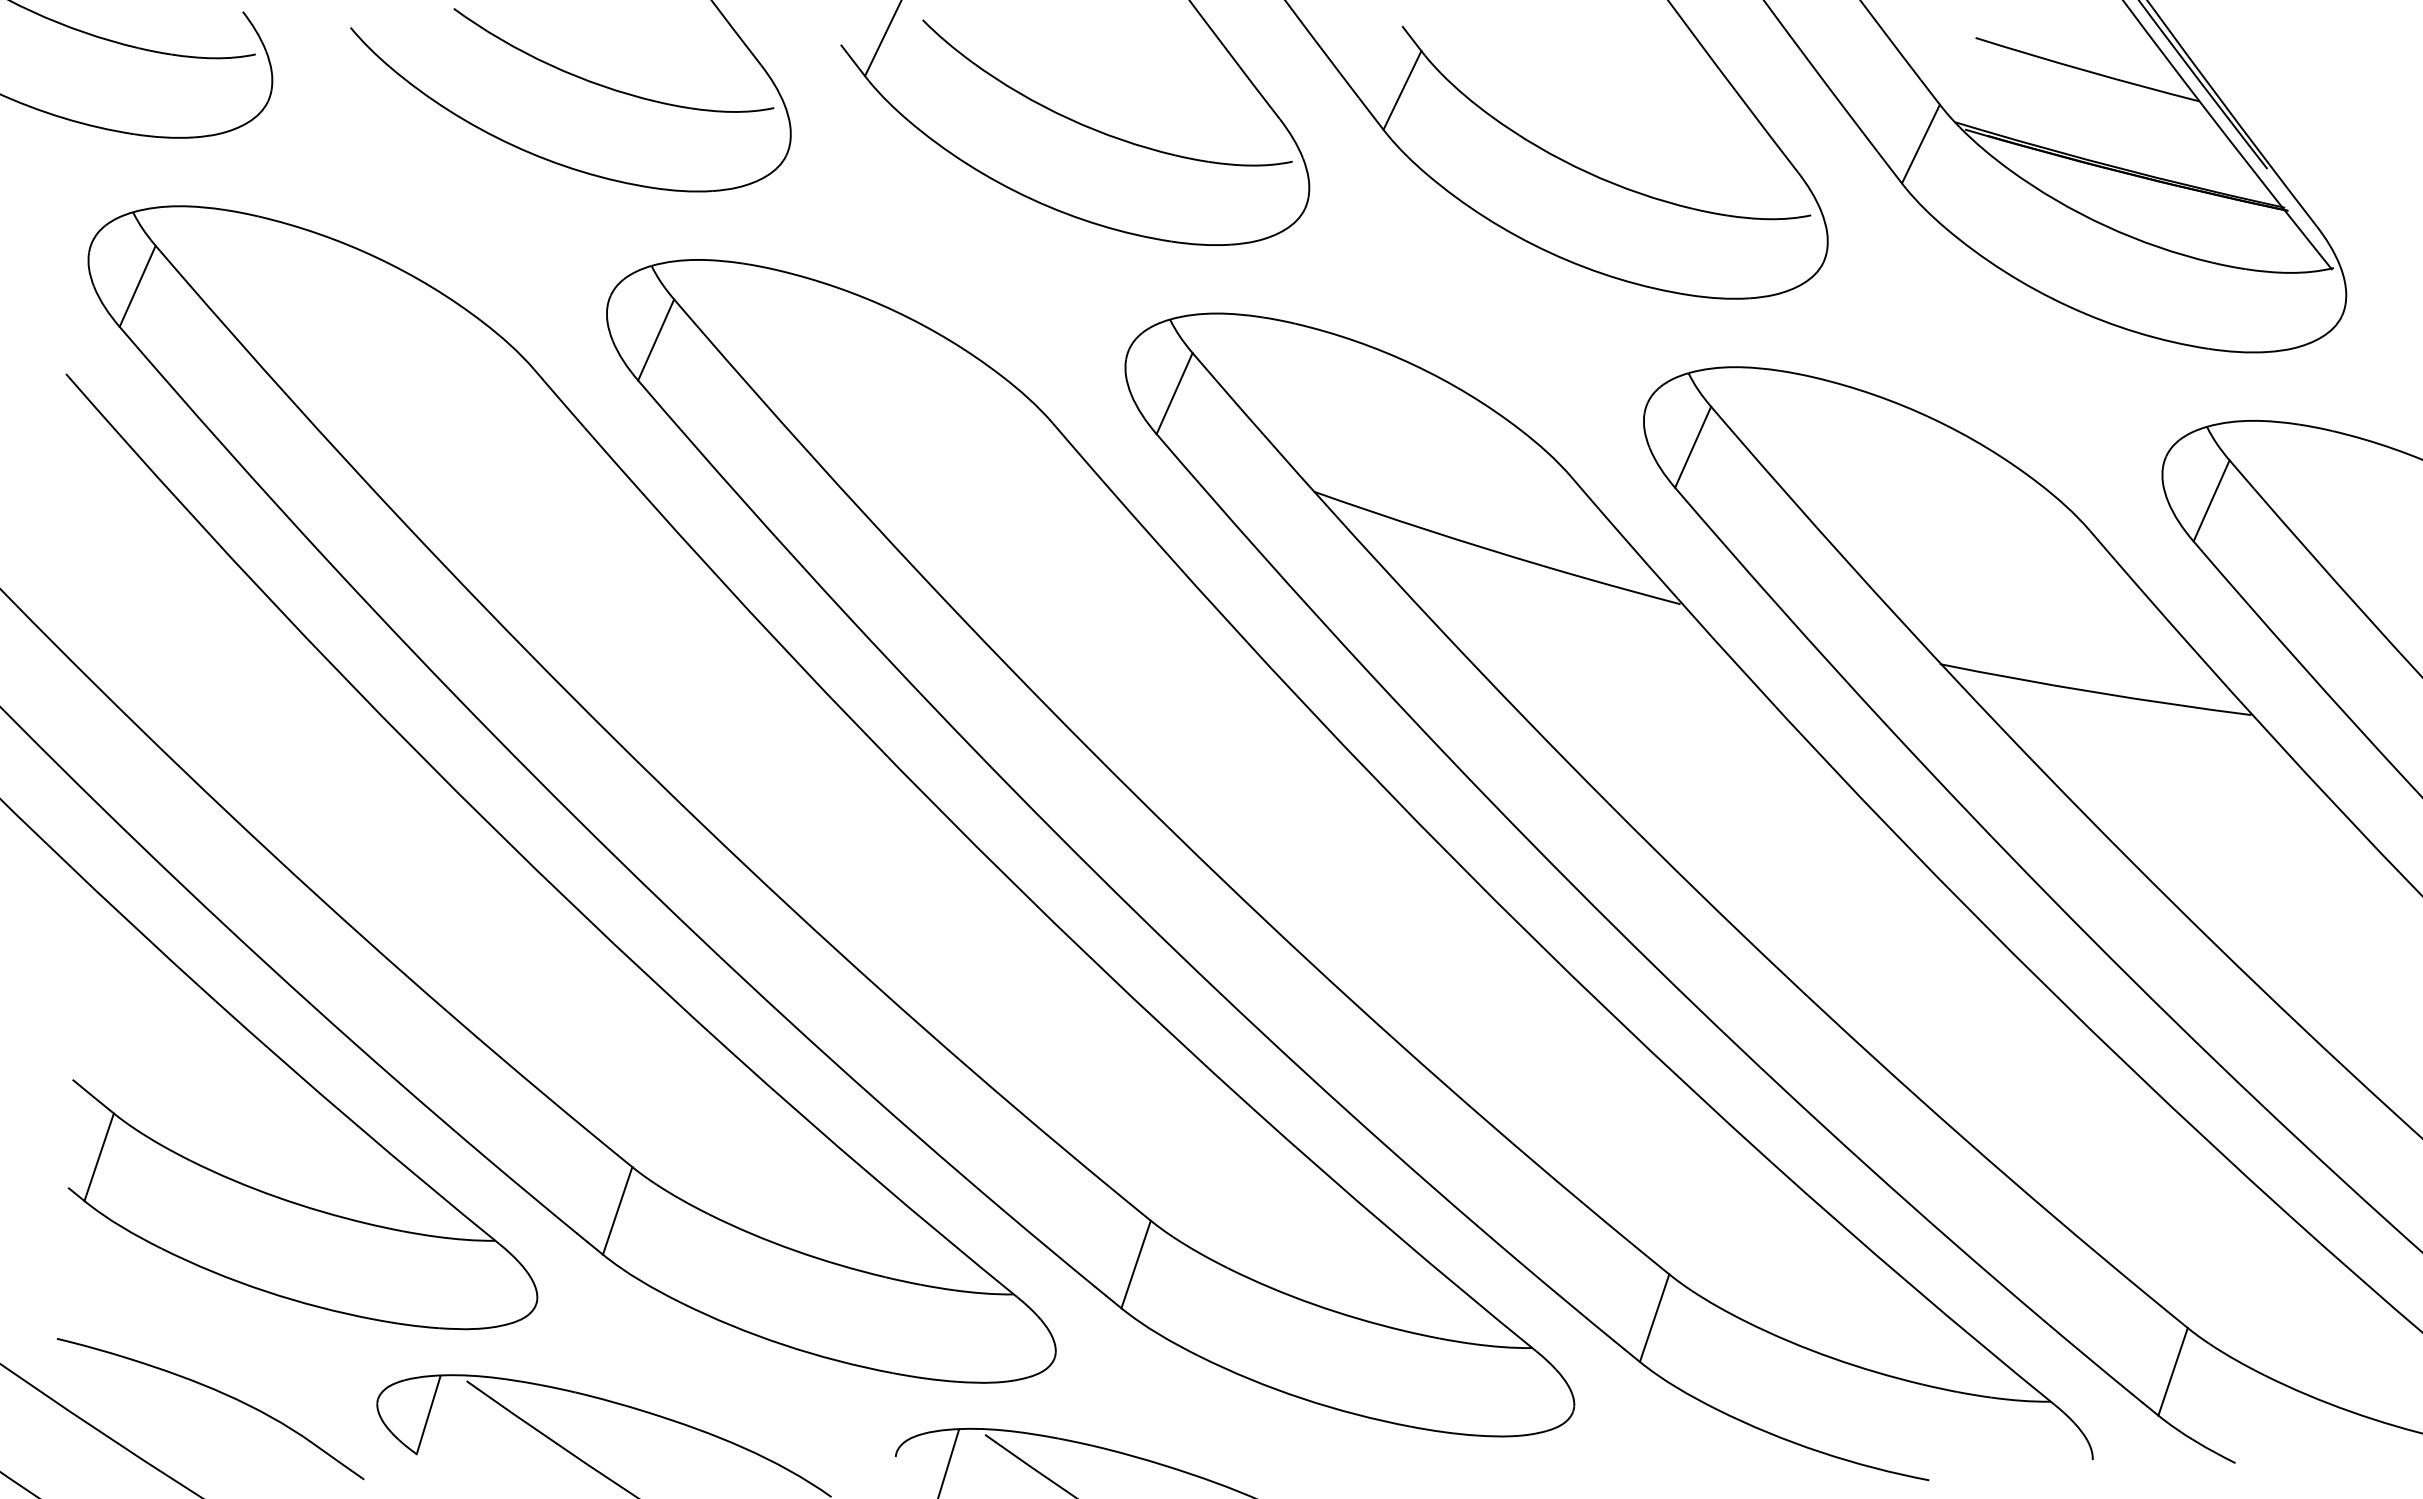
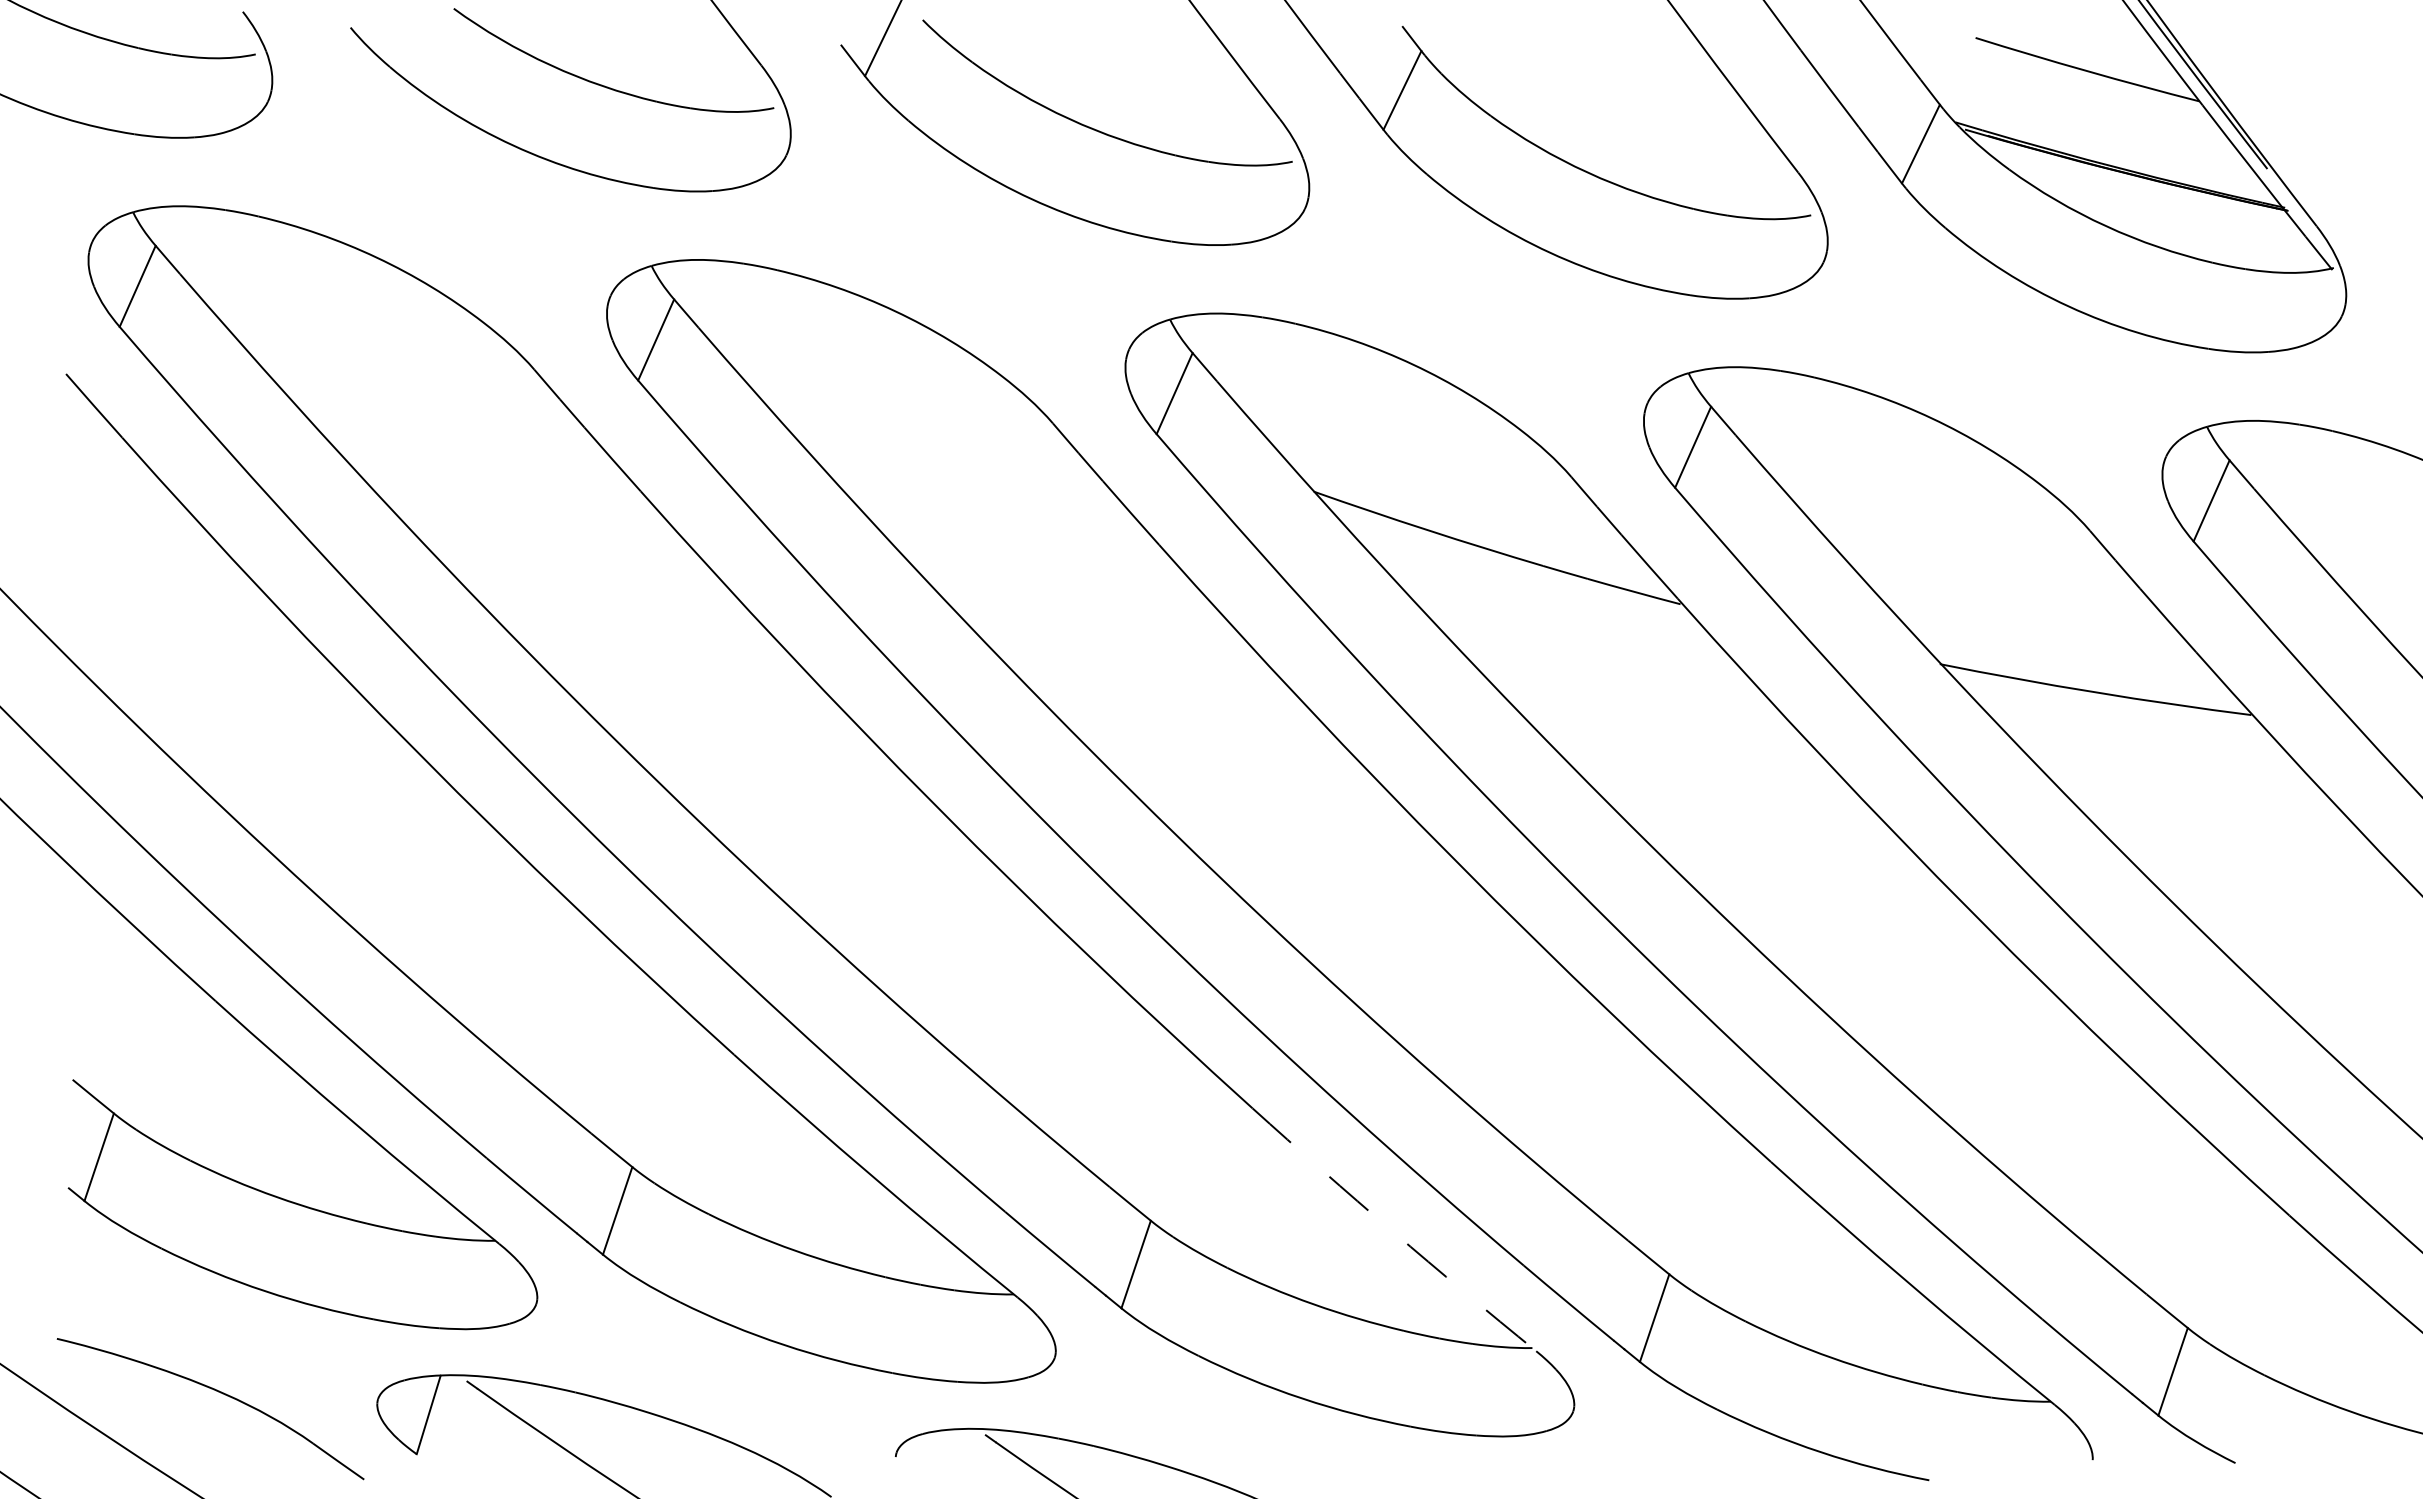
arc: solid -> dashed (1392, 1231)
line: present -> none (949, 1462)
